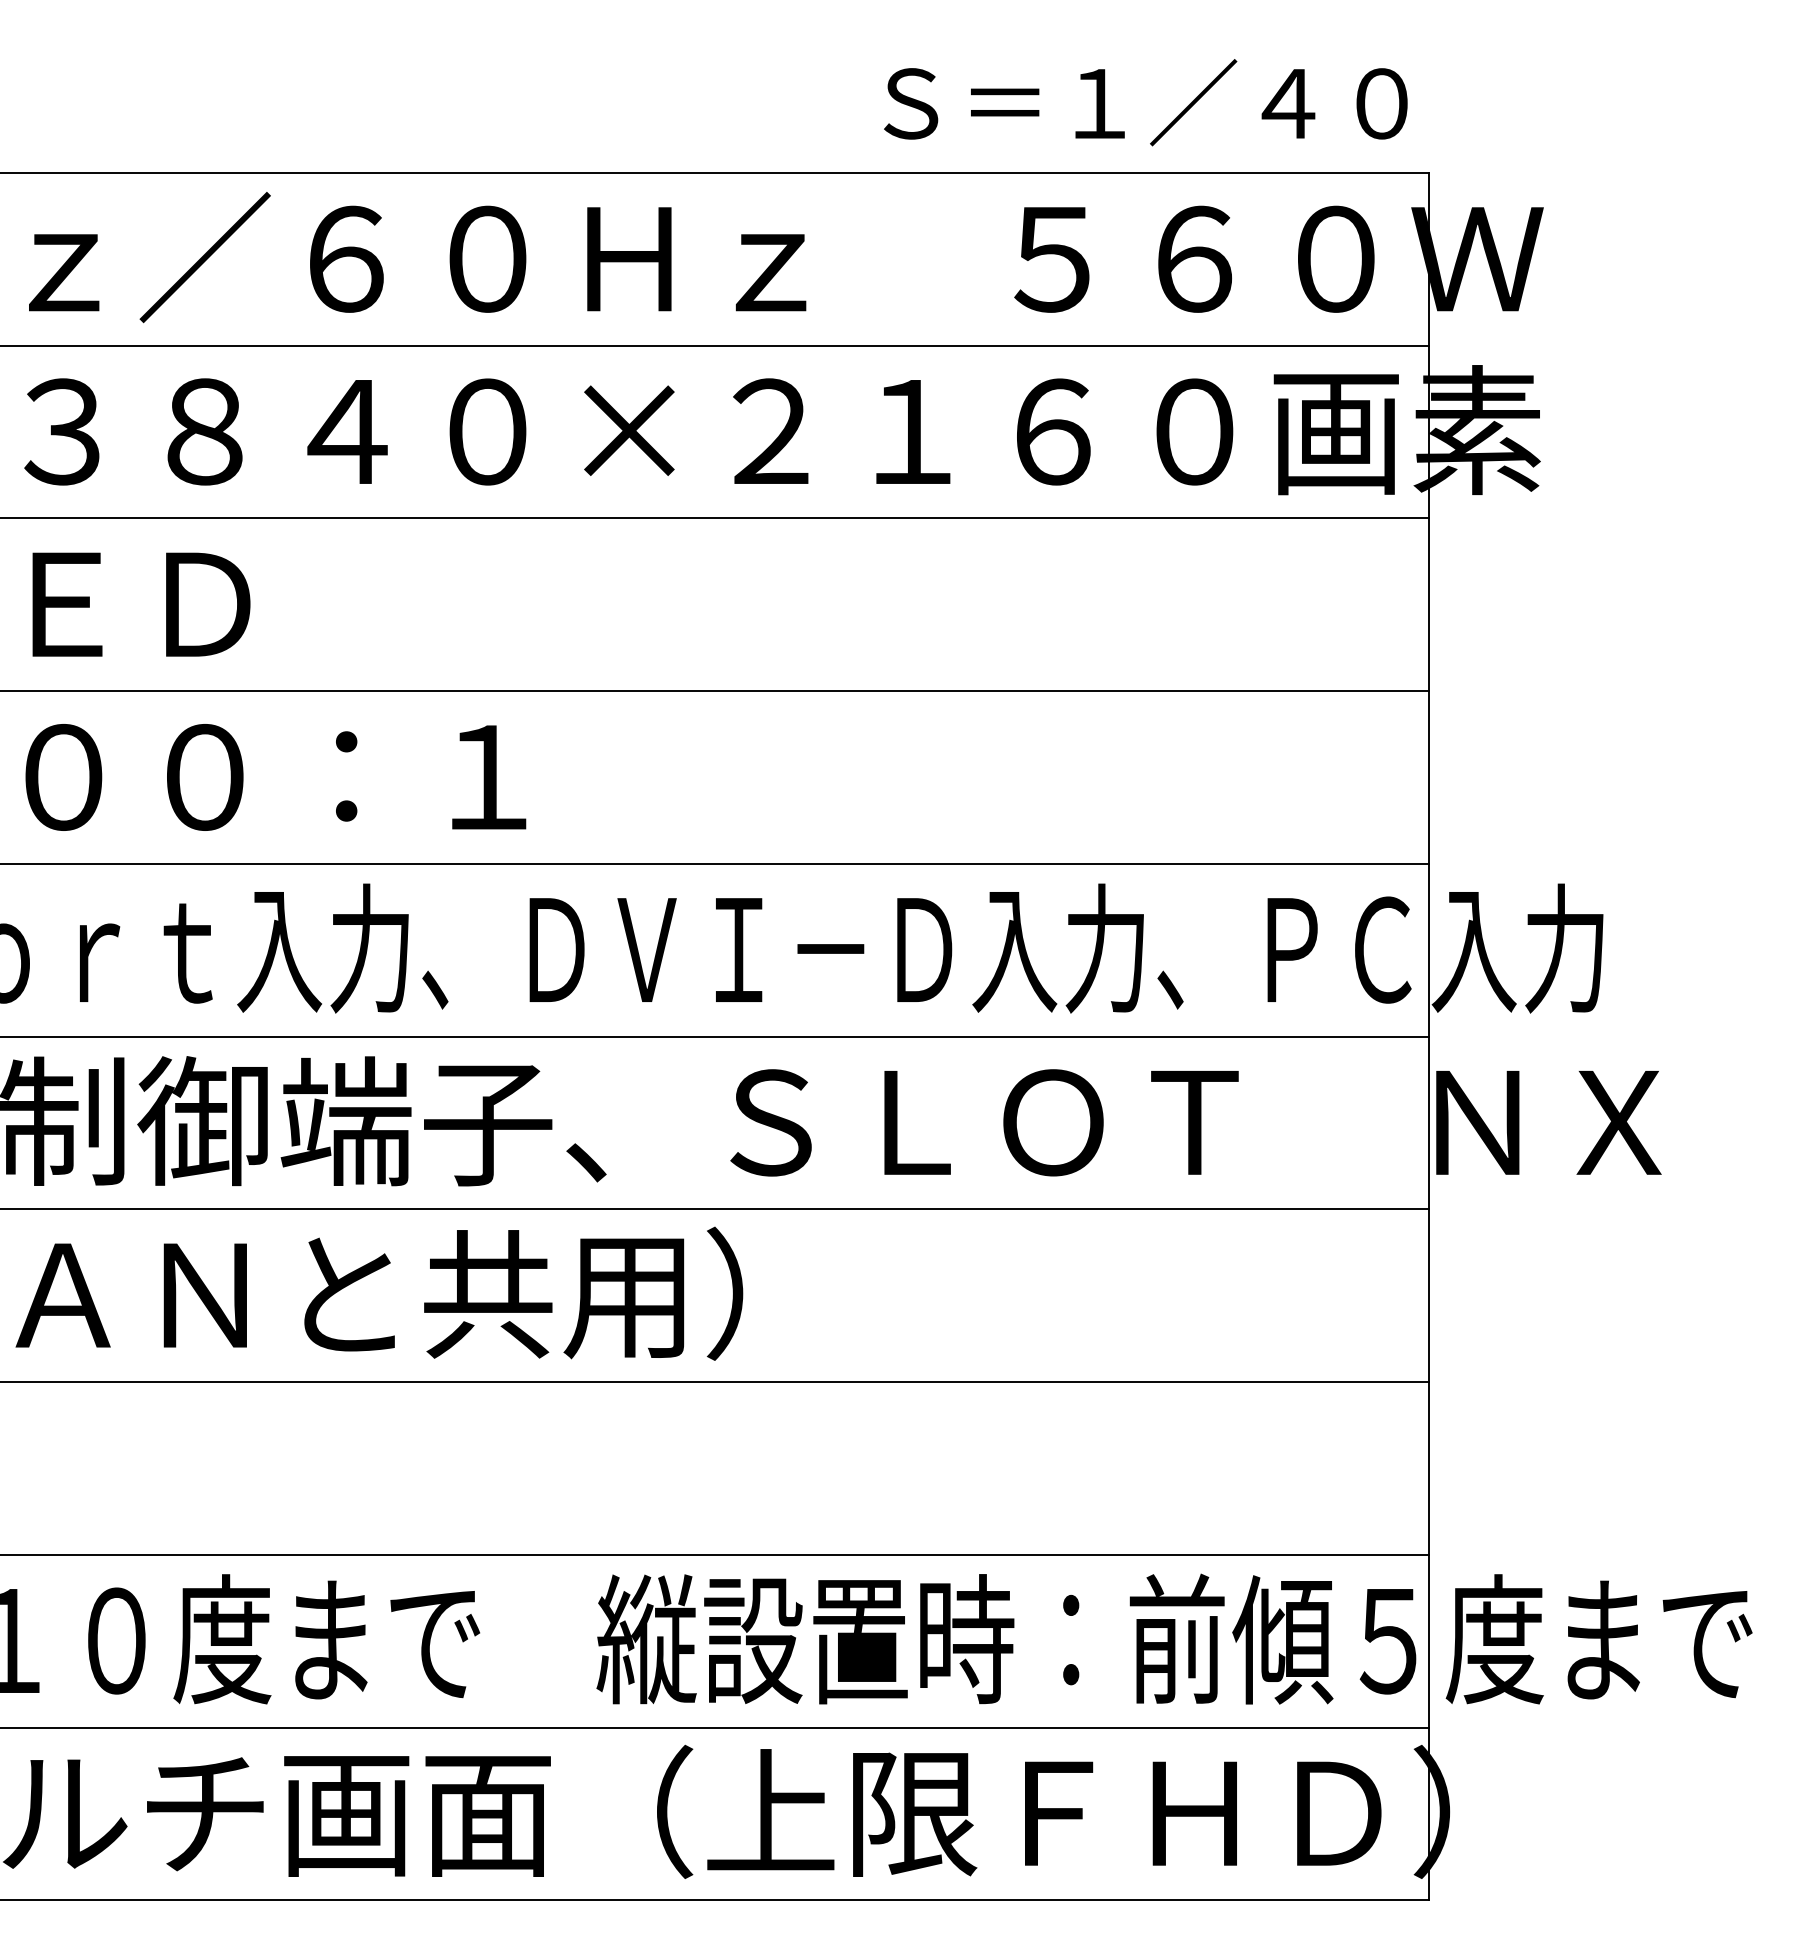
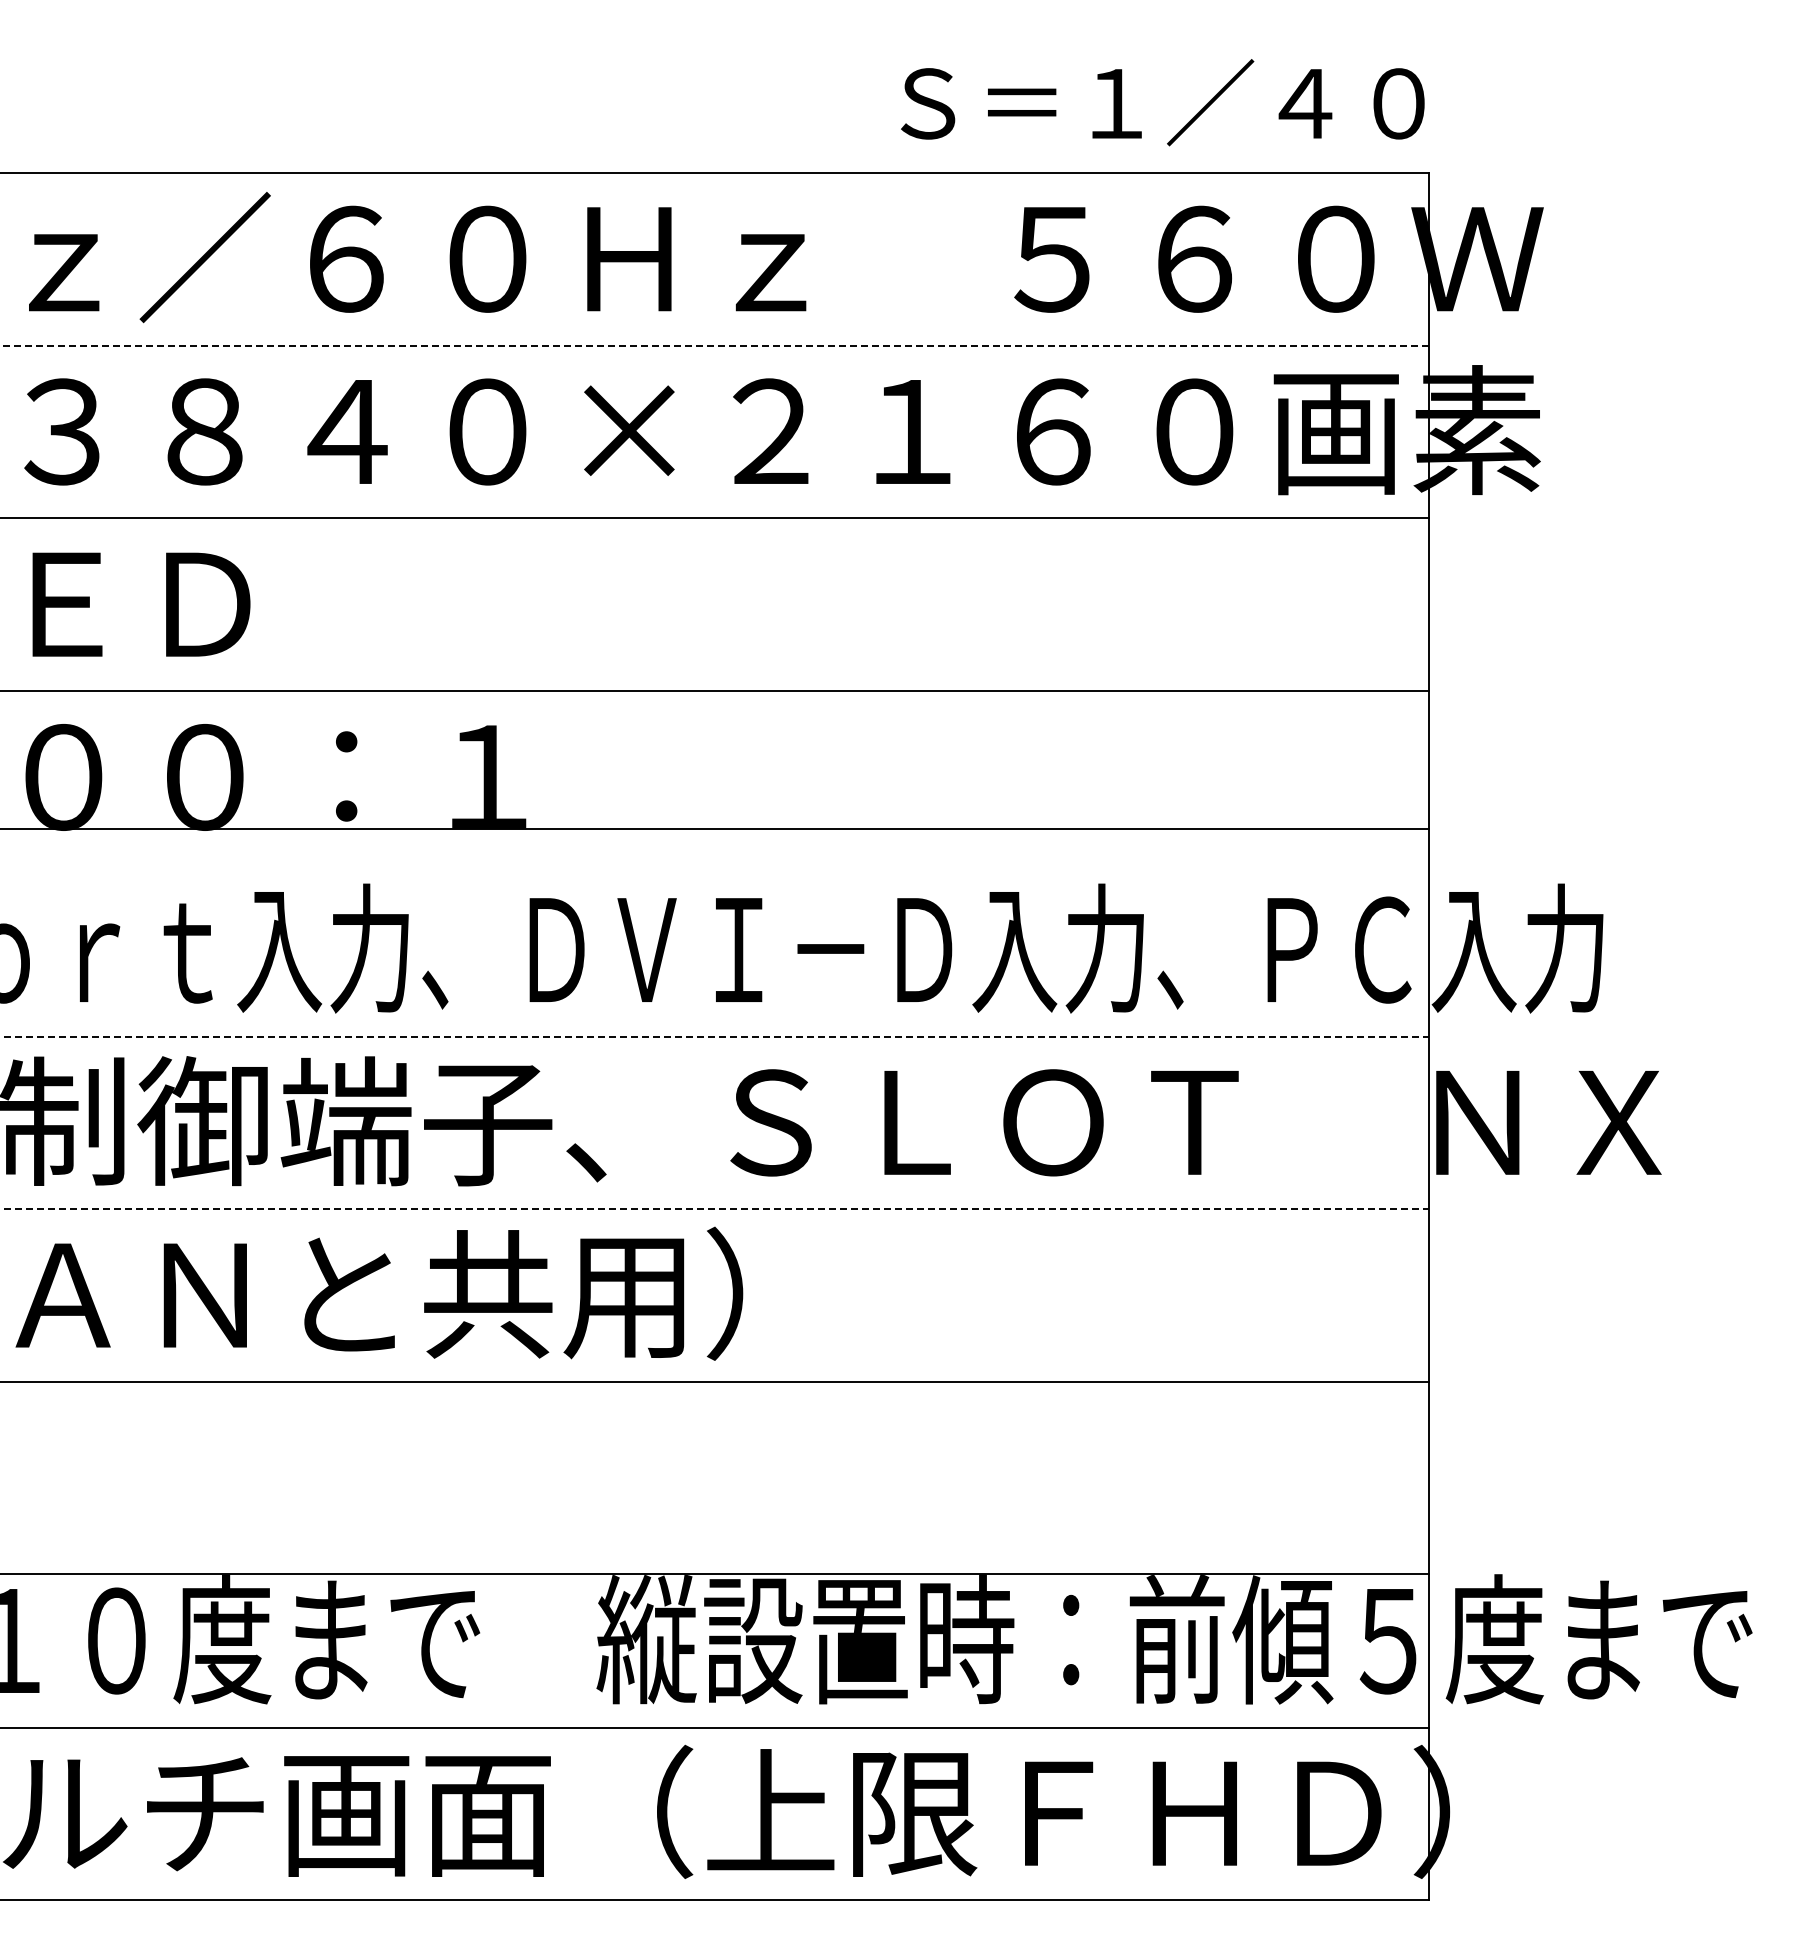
text position: (1145, 102) -> (1162, 102) (1162, 102)
line: solid -> dashed (714, 345)
line position: (715, 863) -> (715, 828) (715, 828)
line: solid -> dashed (715, 1036)
line: solid -> dashed (715, 1209)
line position: (715, 1554) -> (715, 1573) (715, 1573)
